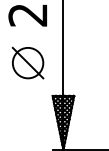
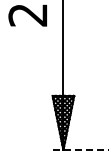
part: present -> none (27, 62)
line: solid -> dashed (80, 150)
